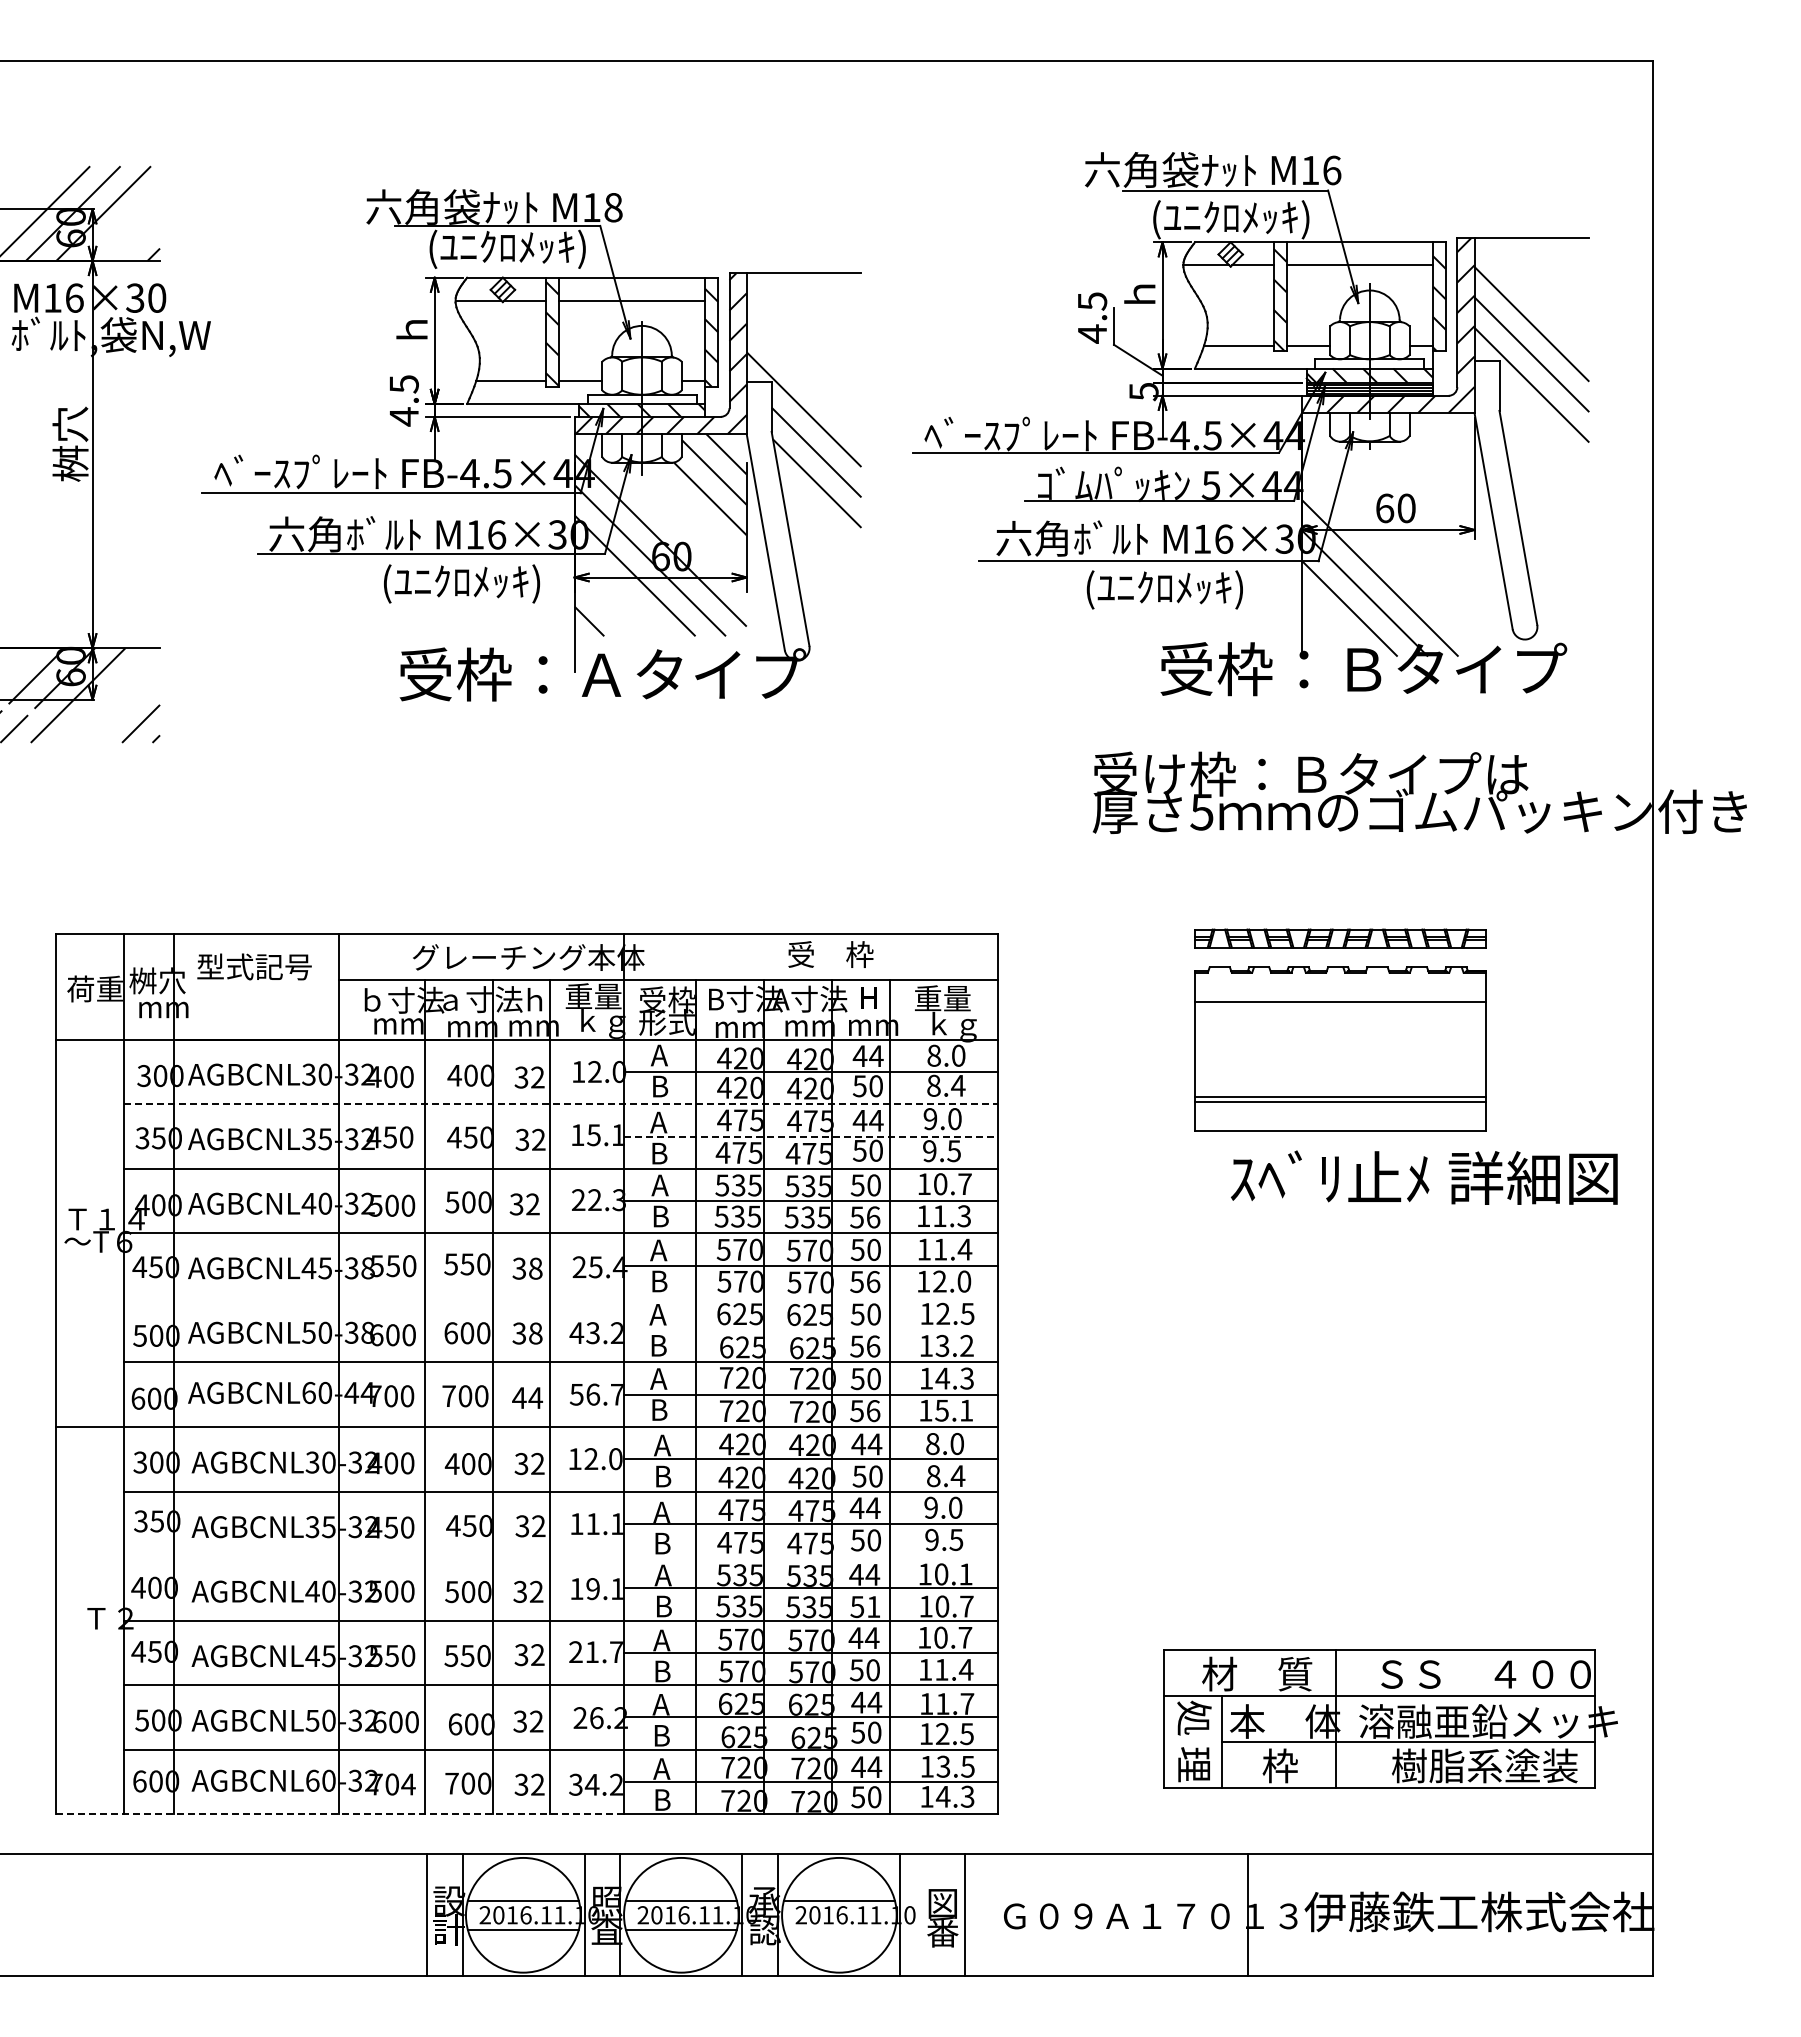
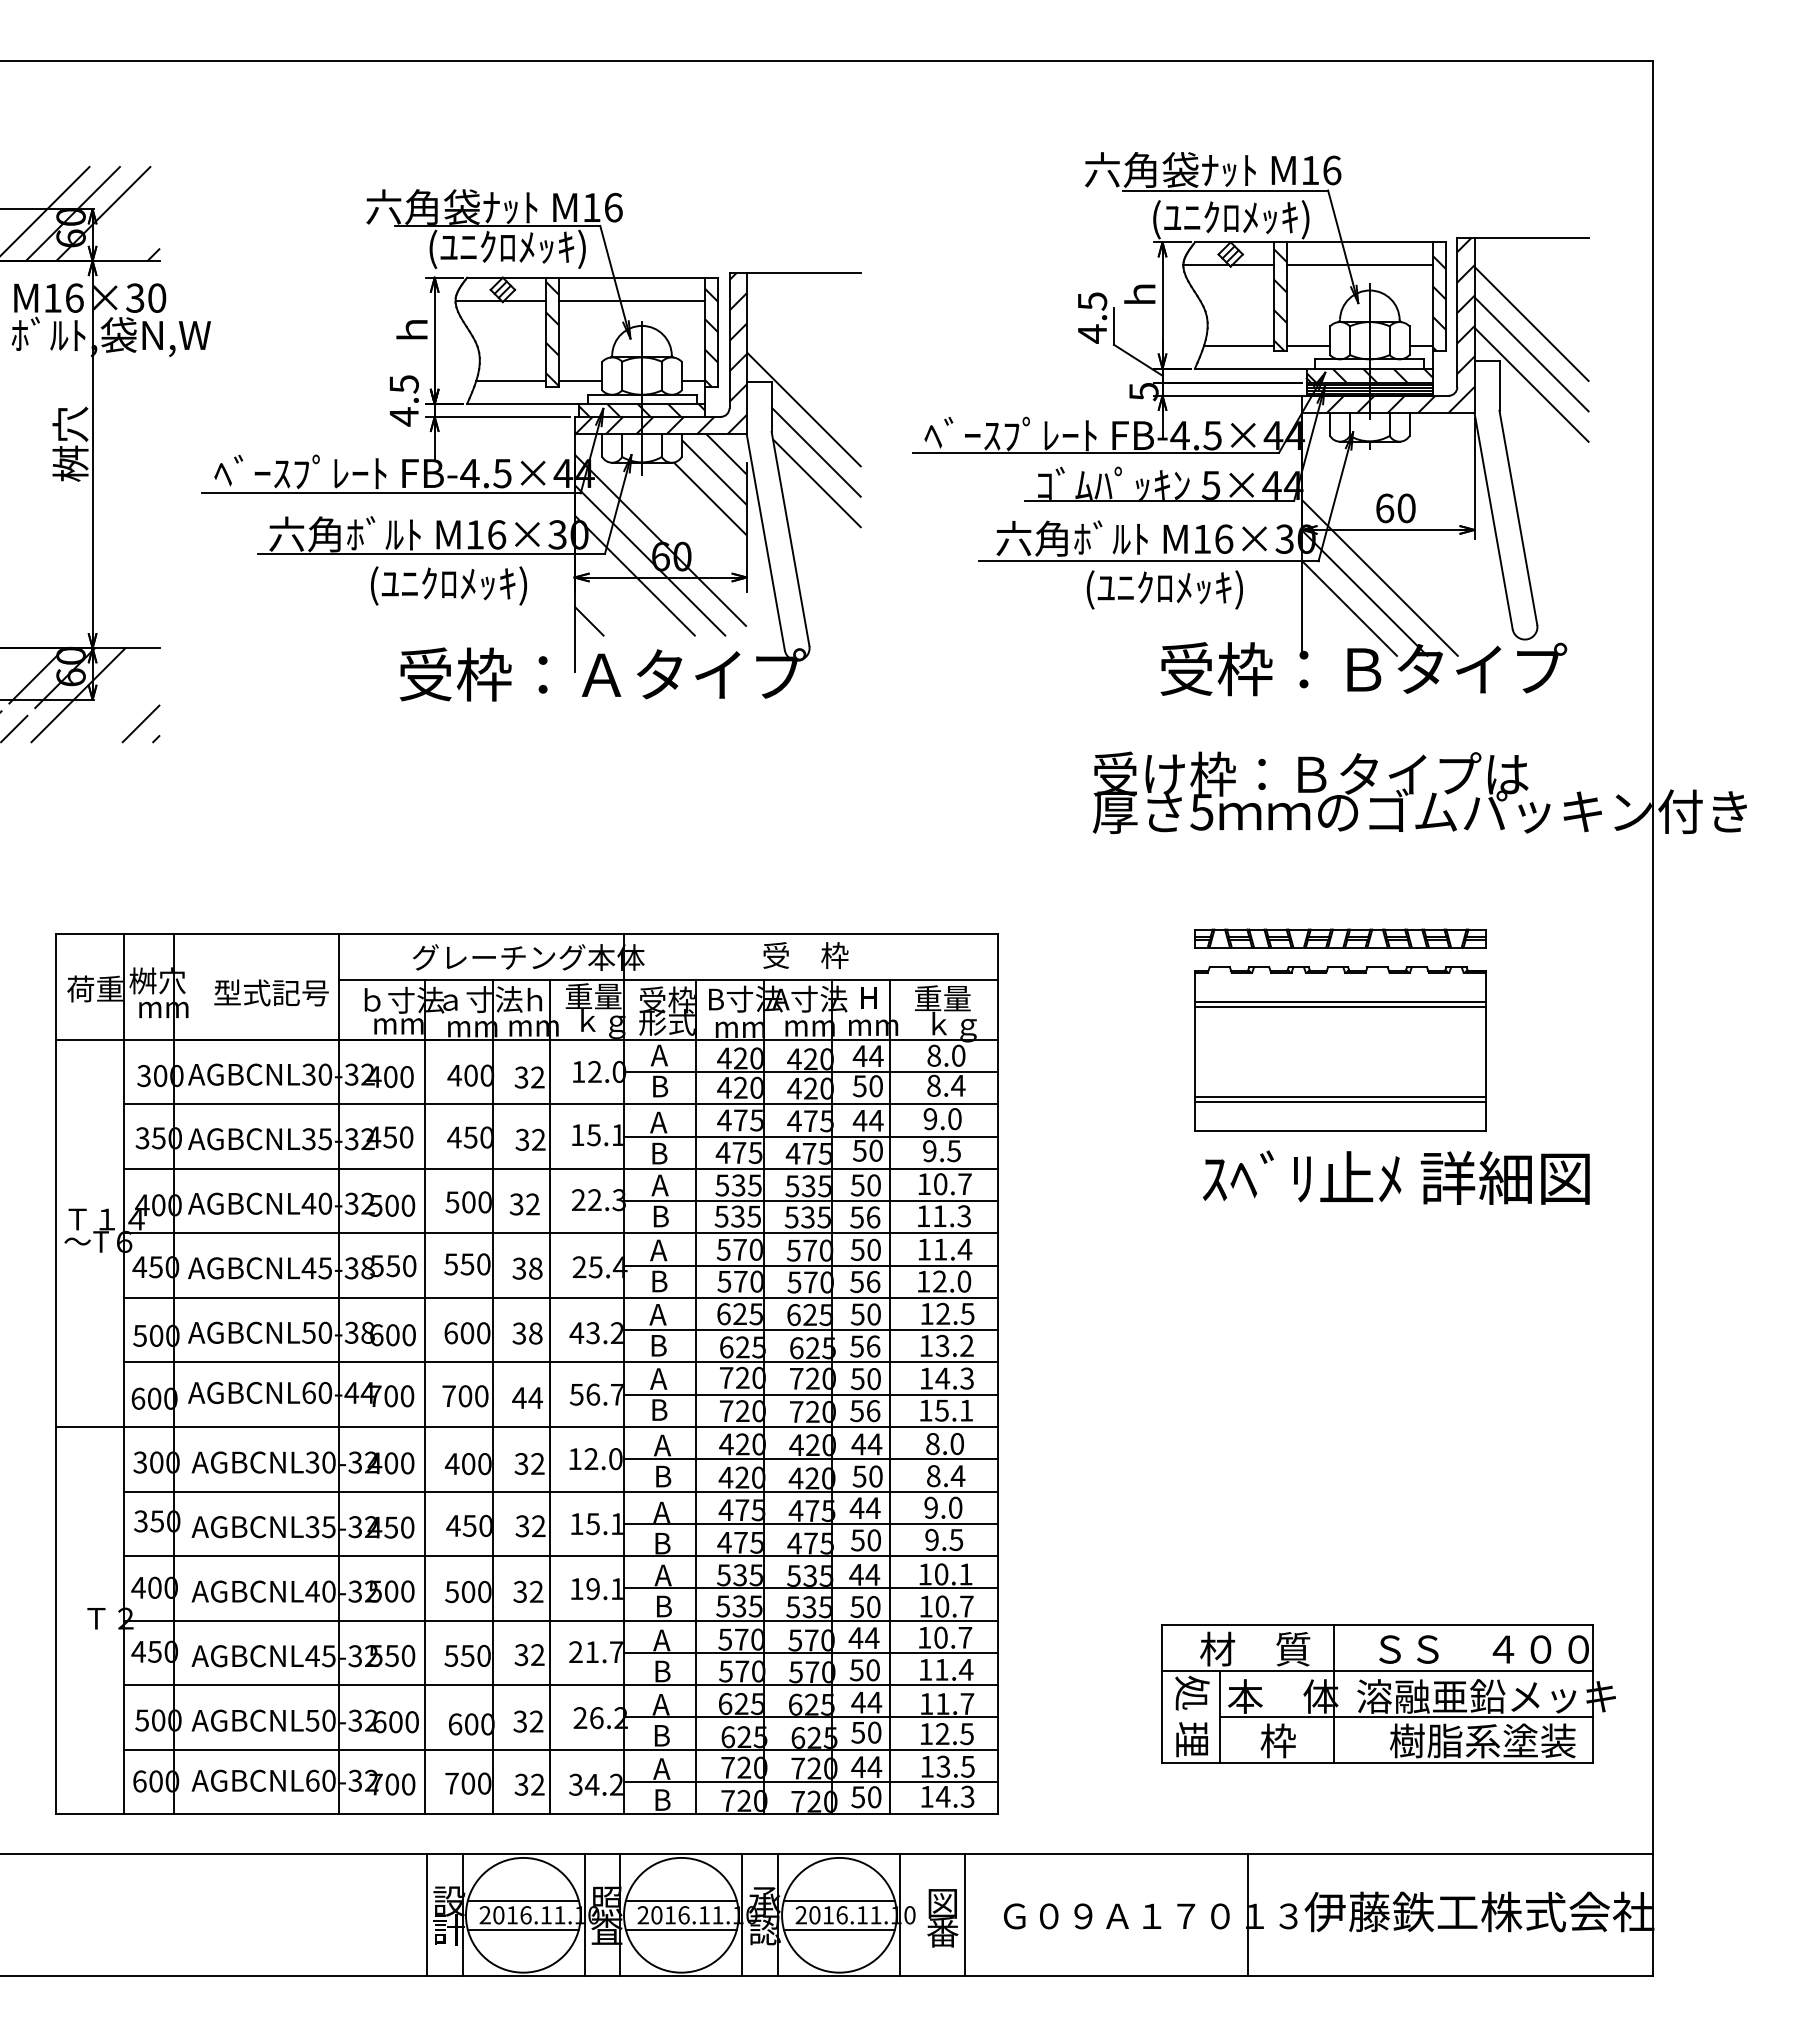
text: M18 -> M16 (613, 207)
text position: (461, 583) -> (448, 585) (448, 585)
text position: (830, 954) -> (805, 955) (805, 955)
text position: (254, 966) -> (271, 992) (271, 992)
line: none -> present (1340, 1006)
line: dashed -> solid (561, 1104)
line: dashed -> solid (811, 1136)
text position: (1424, 1177) -> (1396, 1177) (1396, 1177)
line: none -> present (560, 1297)
line: none -> present (811, 1330)
text: 11.1 -> 15.1 (592, 1524)
line: none -> present (560, 1556)
text: 51 -> 50 (873, 1607)
part position: (1390, 1718) -> (1388, 1693) (1388, 1693)
text: 704 -> 700 (408, 1784)
line: dashed -> solid (340, 1814)
line: none -> present (838, 1929)
